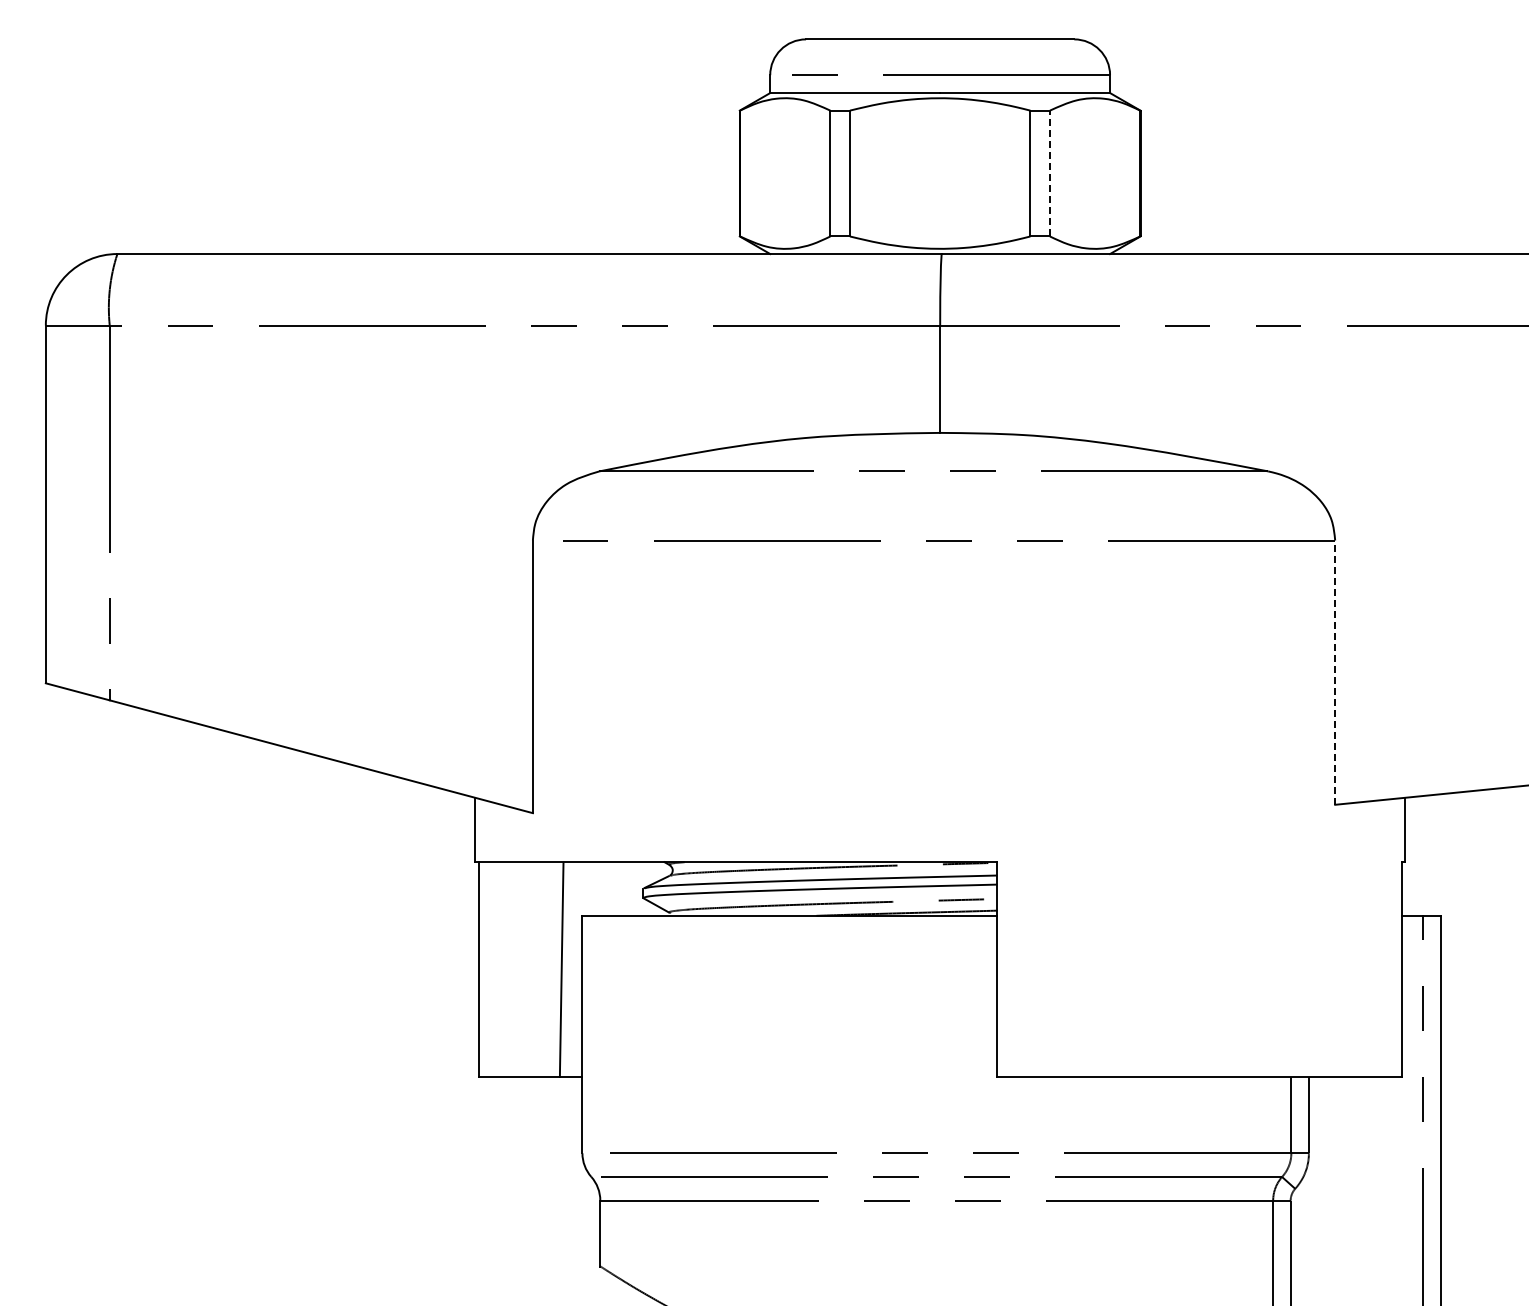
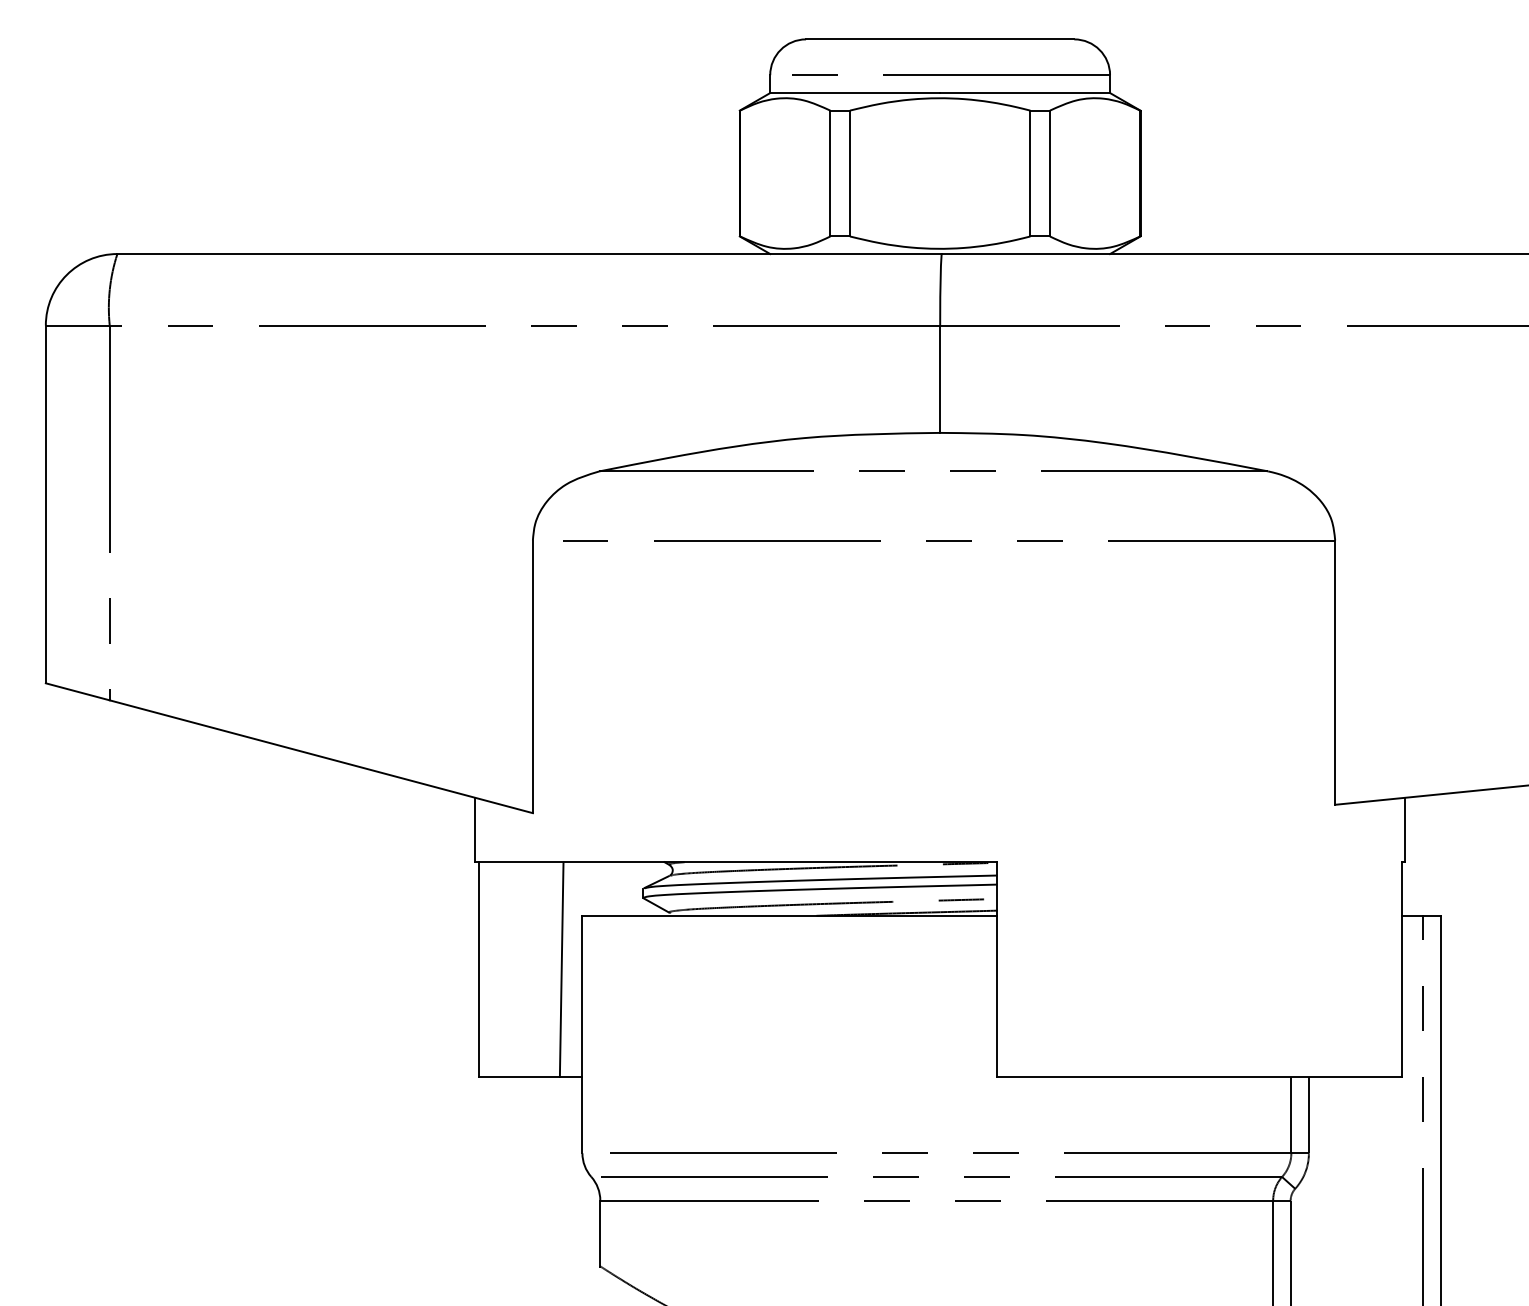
line: dashed -> solid (1049, 173)
line: dashed -> solid (1335, 672)
